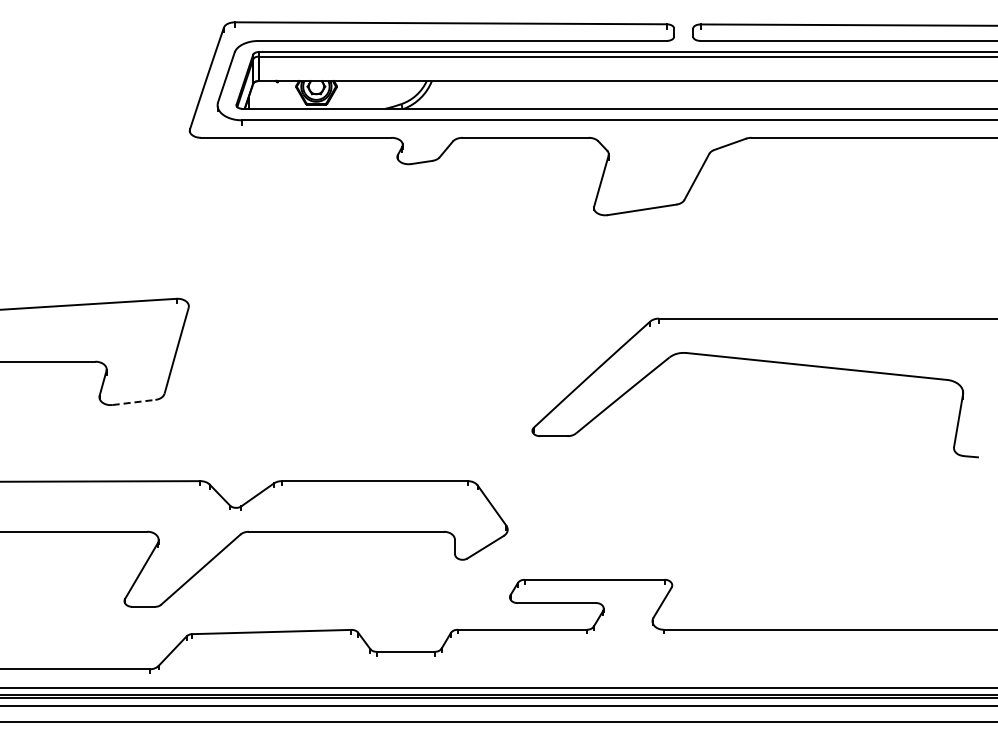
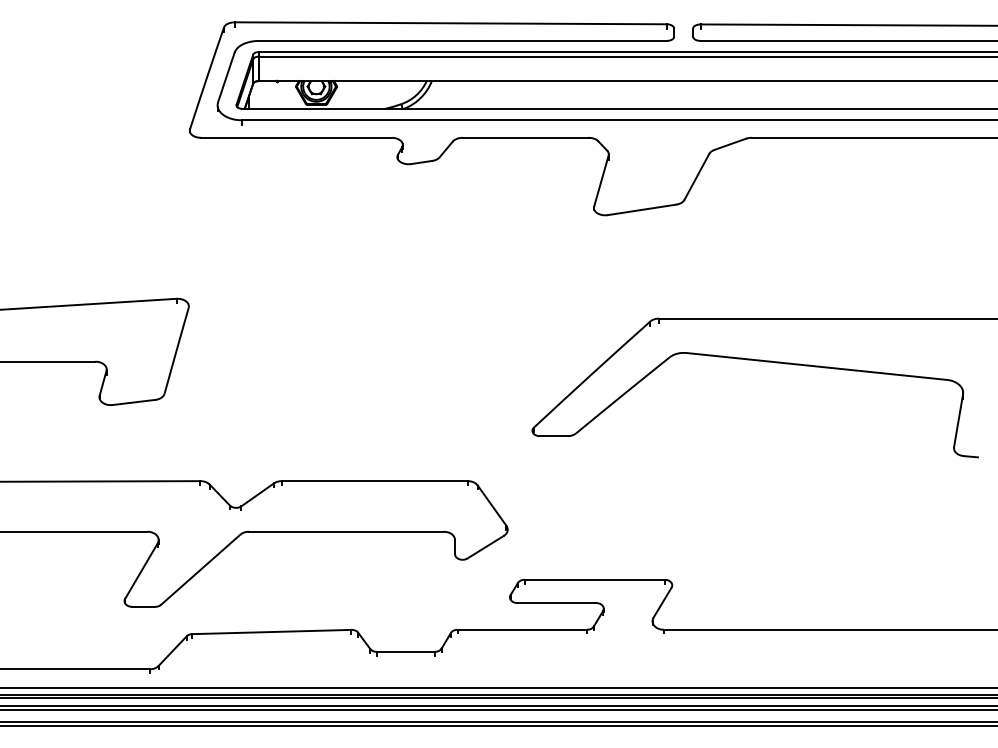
line: dashed -> solid (134, 402)
line: none -> present (498, 709)
line: none -> present (498, 725)
